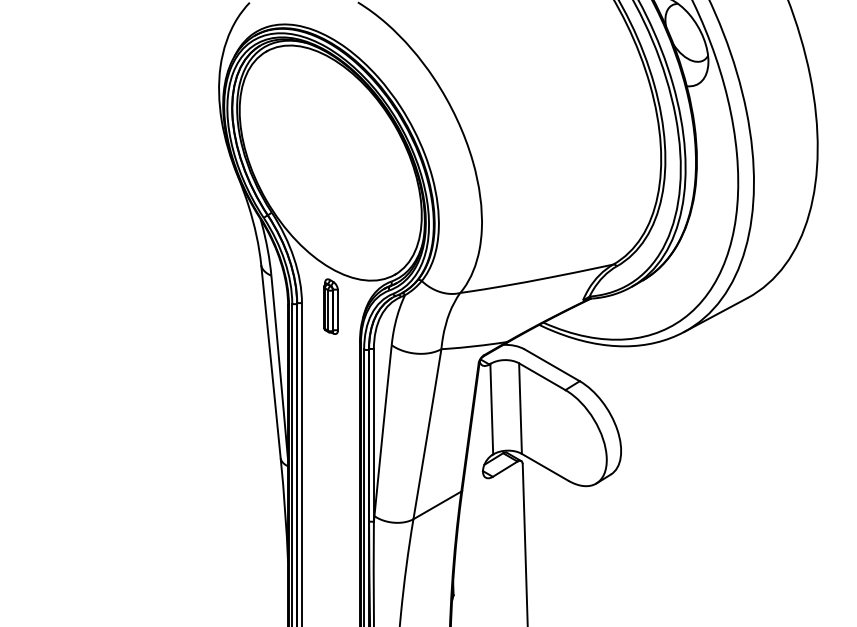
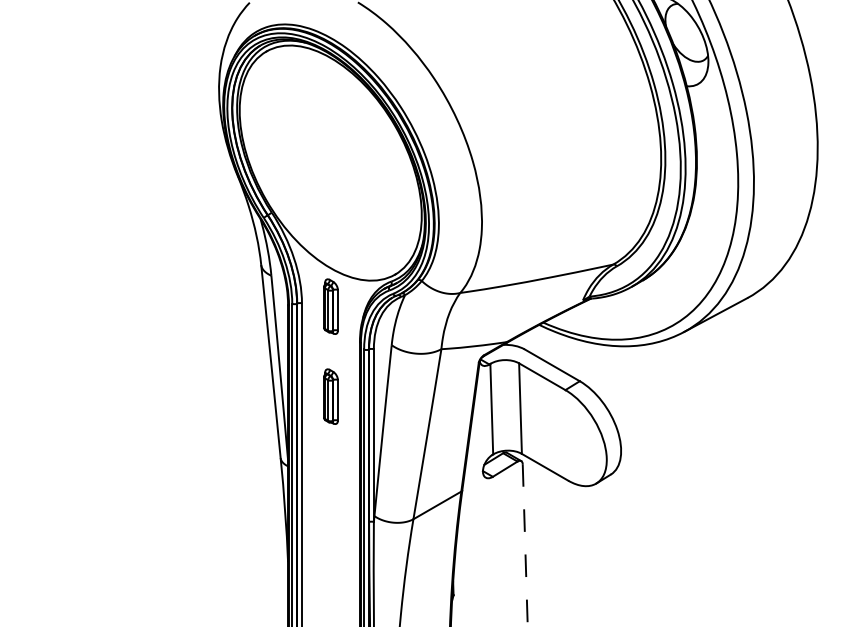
part: none -> present (330, 396)
line: solid -> dashed (525, 546)
